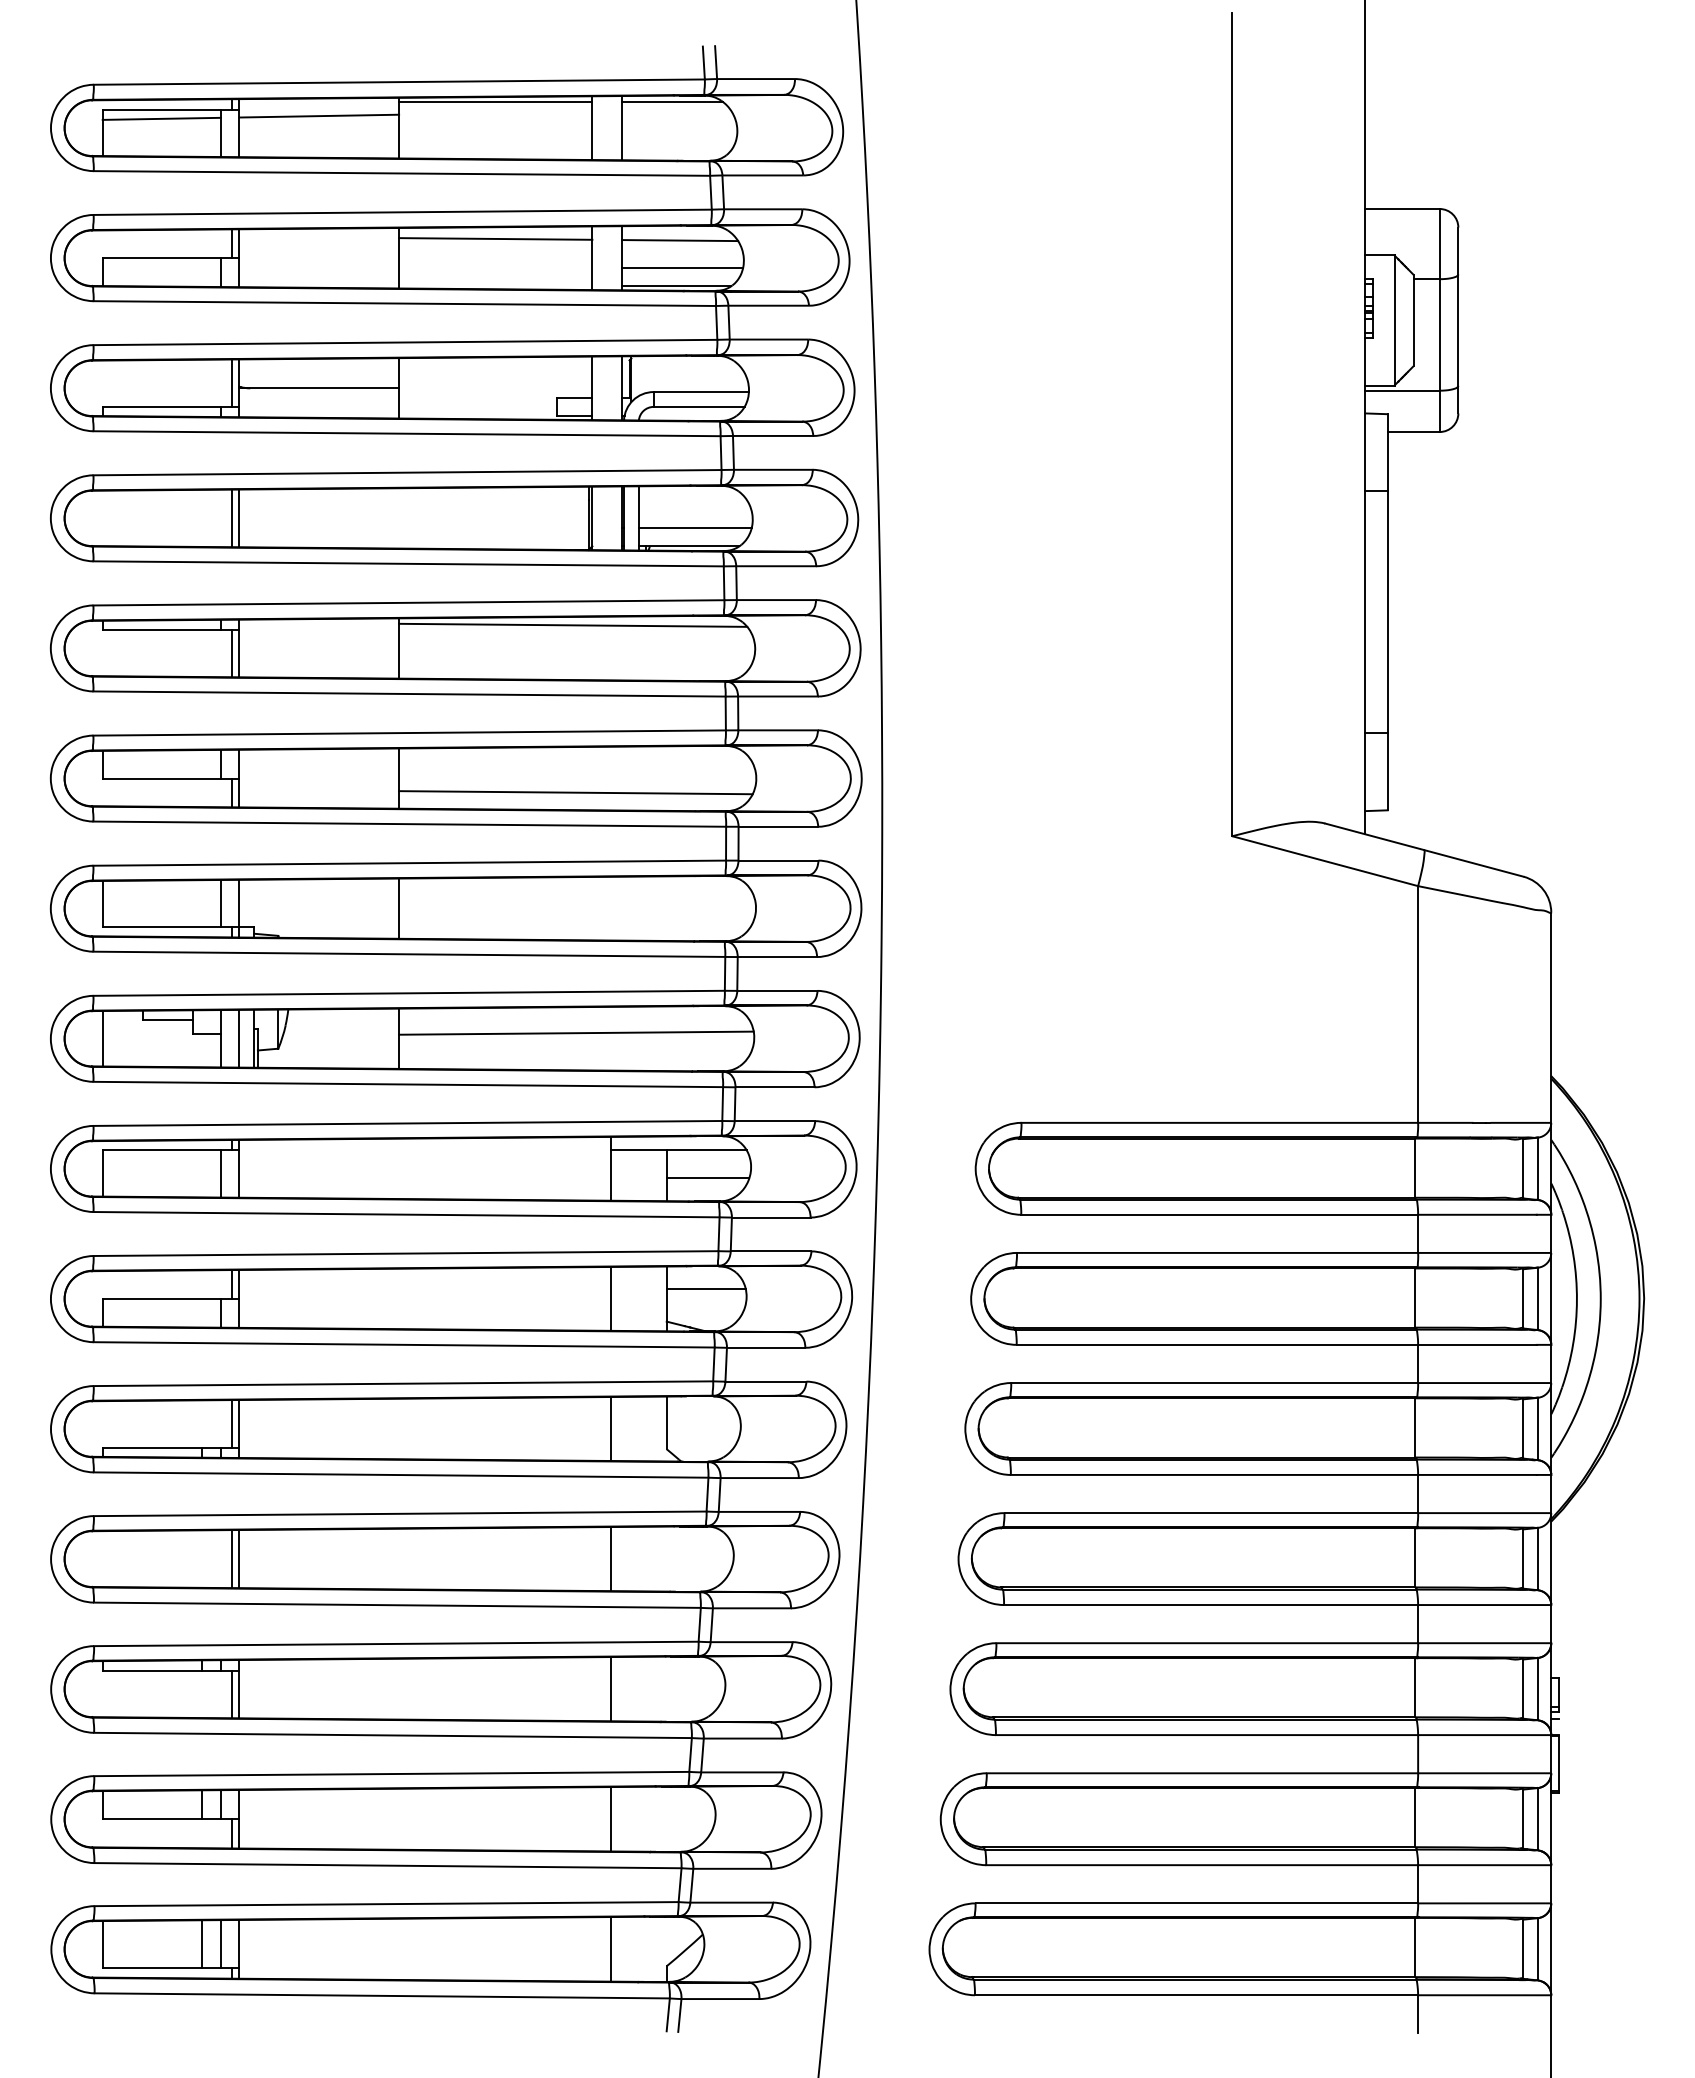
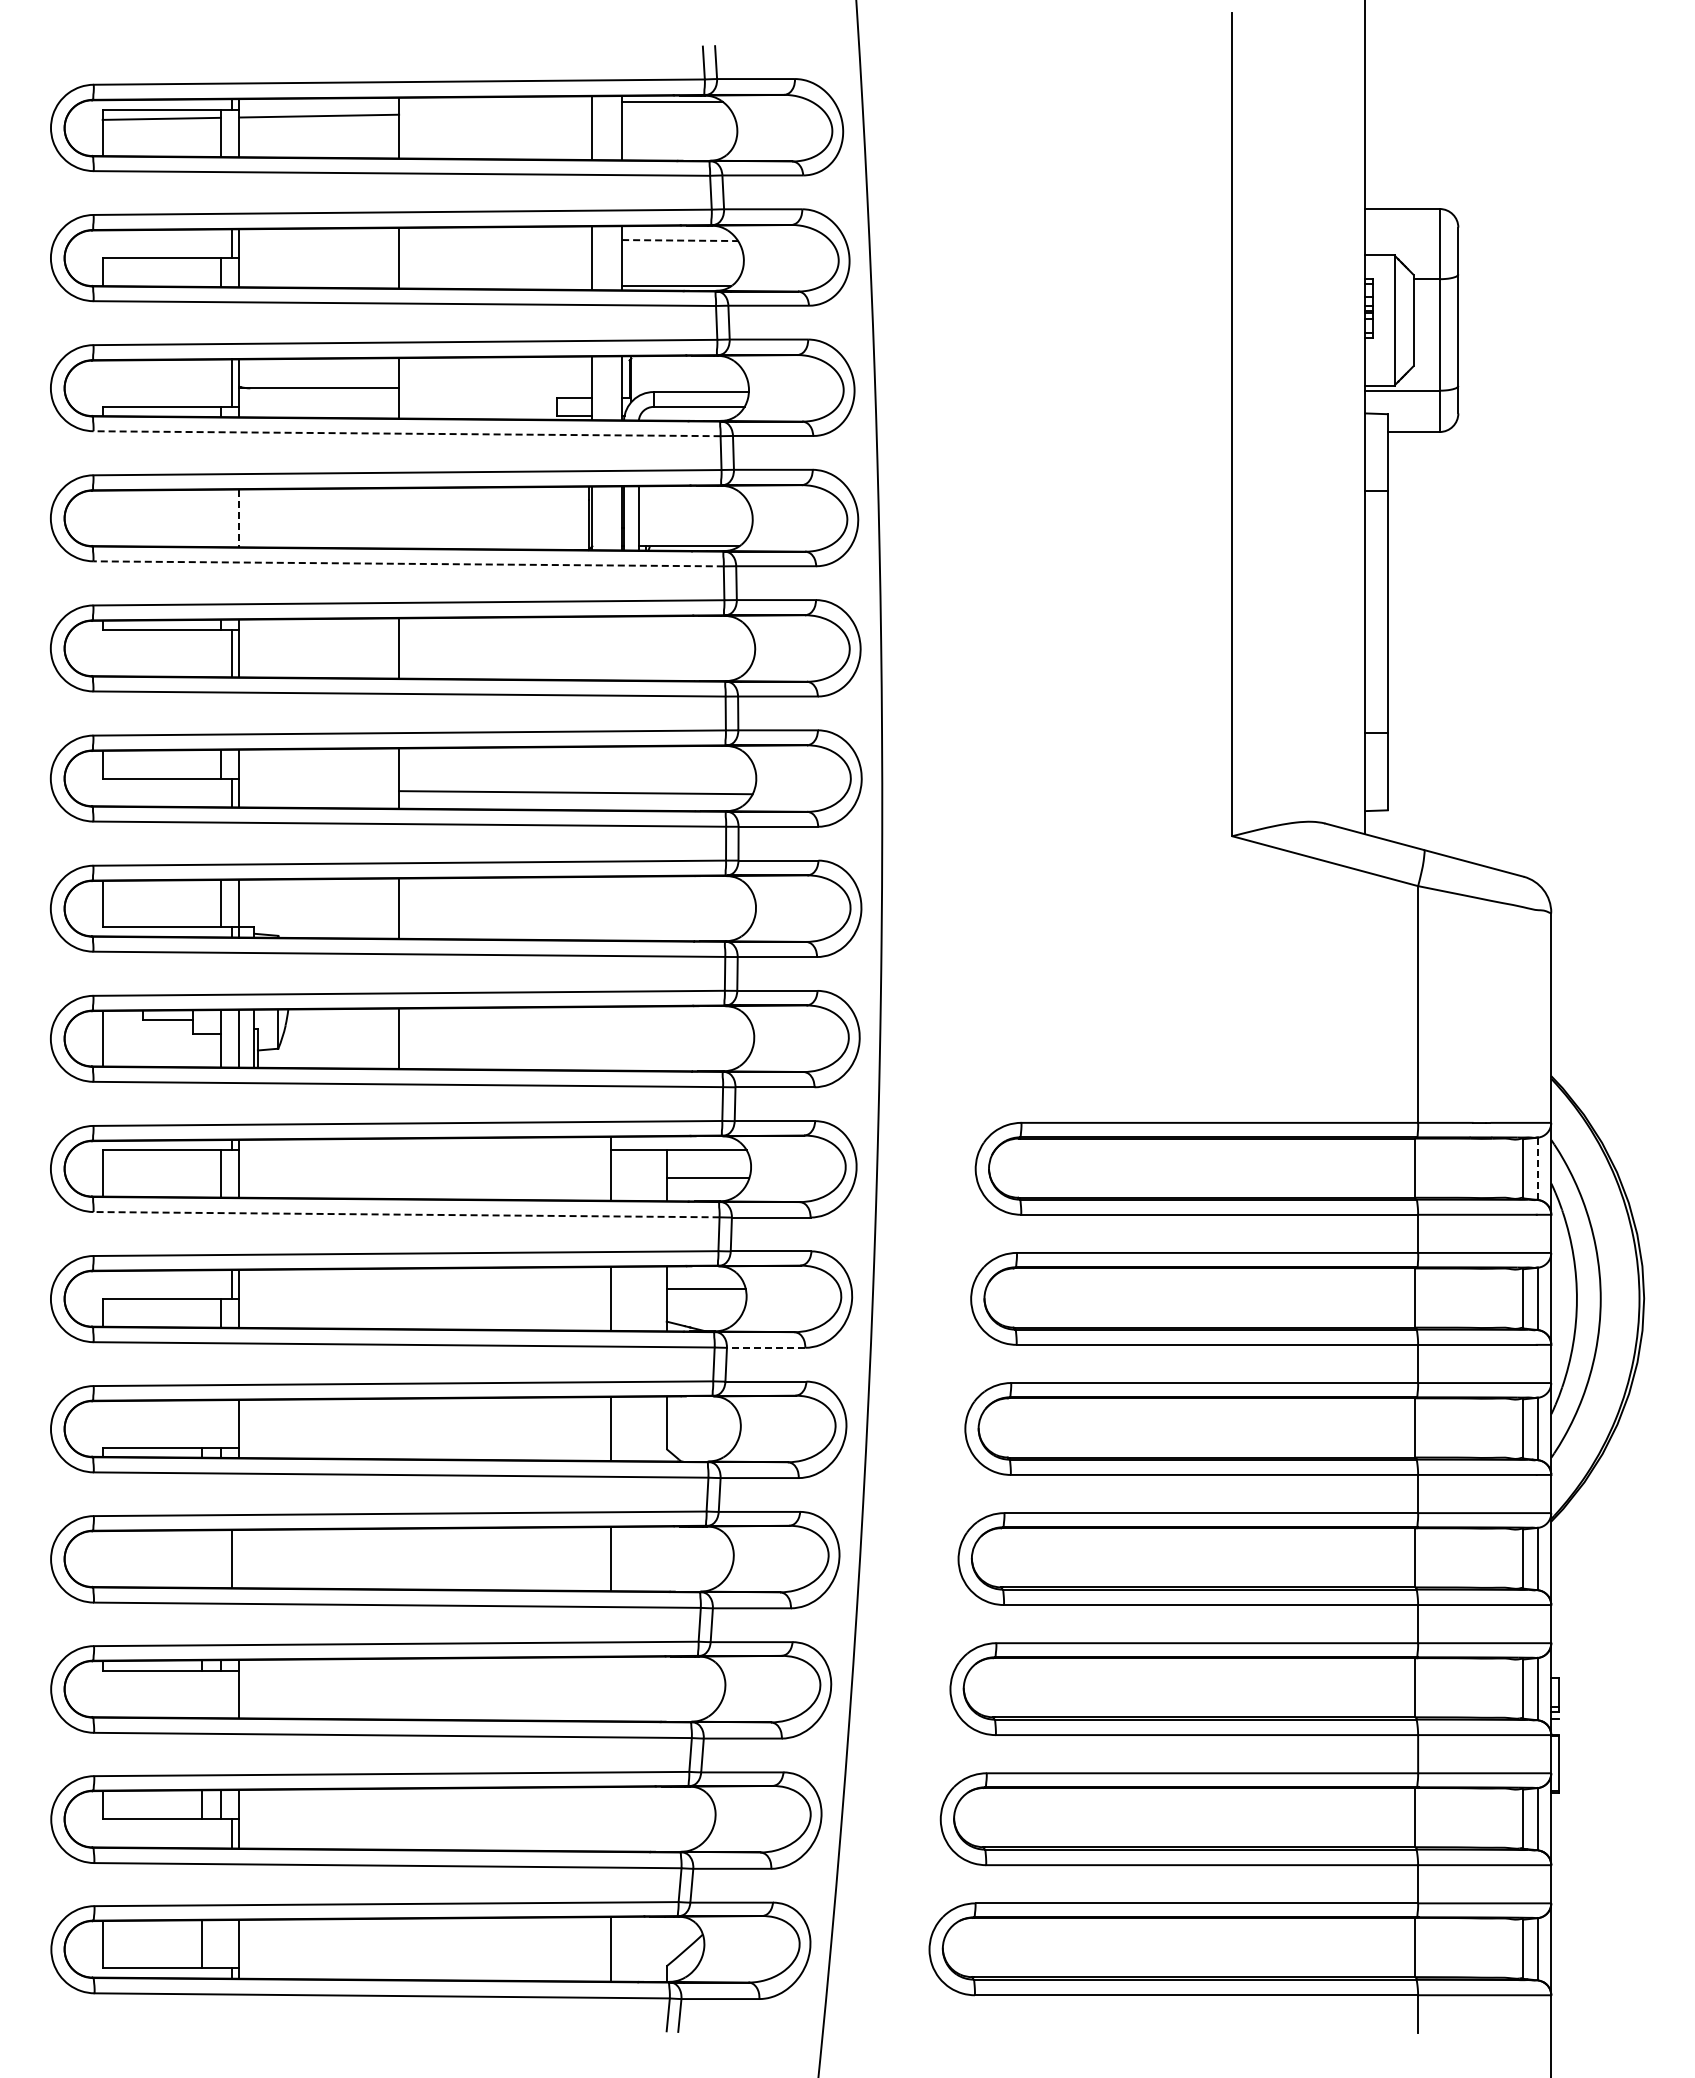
line: present -> none (495, 101)
line: present -> none (495, 238)
line: solid -> dashed (680, 240)
line: present -> none (682, 267)
line: solid -> dashed (407, 433)
line: present -> none (231, 518)
line: solid -> dashed (239, 518)
line: present -> none (694, 527)
line: solid -> dashed (408, 563)
line: present -> none (573, 624)
line: present -> none (576, 1032)
line: solid -> dashed (1537, 1168)
line: solid -> dashed (406, 1214)
line: solid -> dashed (765, 1347)
line: present -> none (231, 1423)
line: present -> none (239, 1559)
line: present -> none (610, 1689)
line: present -> none (231, 1694)
line: present -> none (610, 1819)
line: present -> none (220, 1943)
